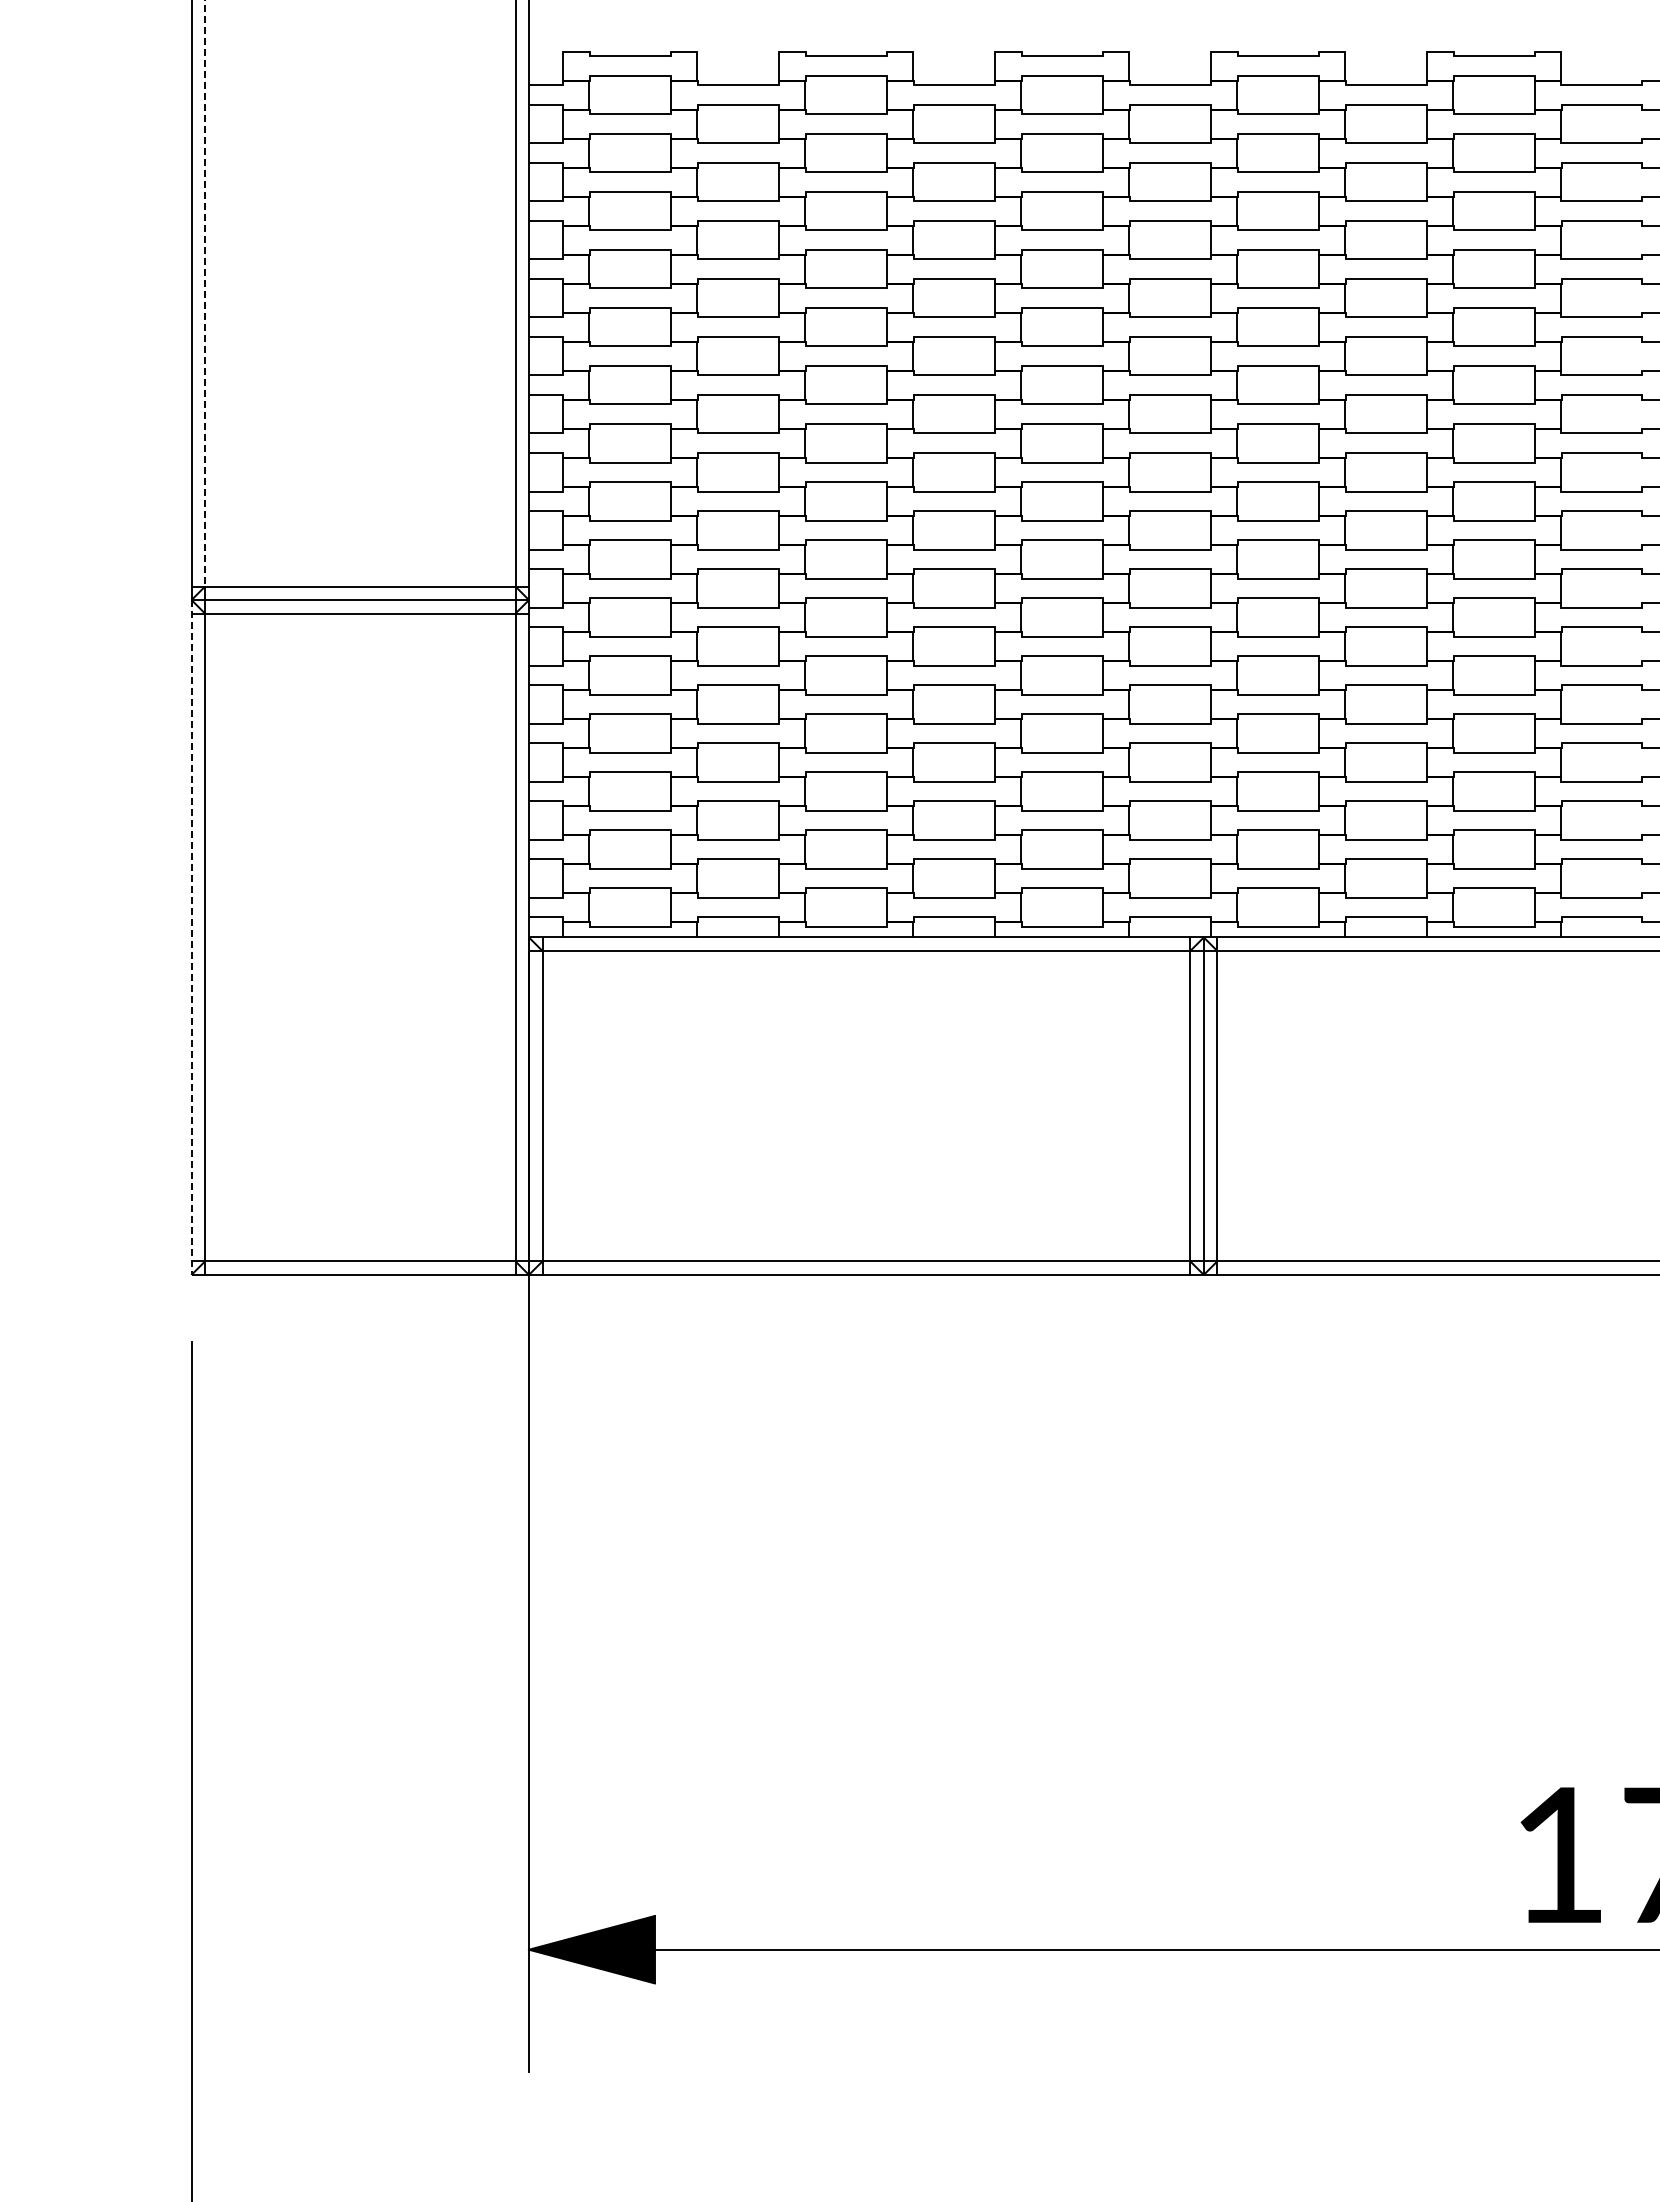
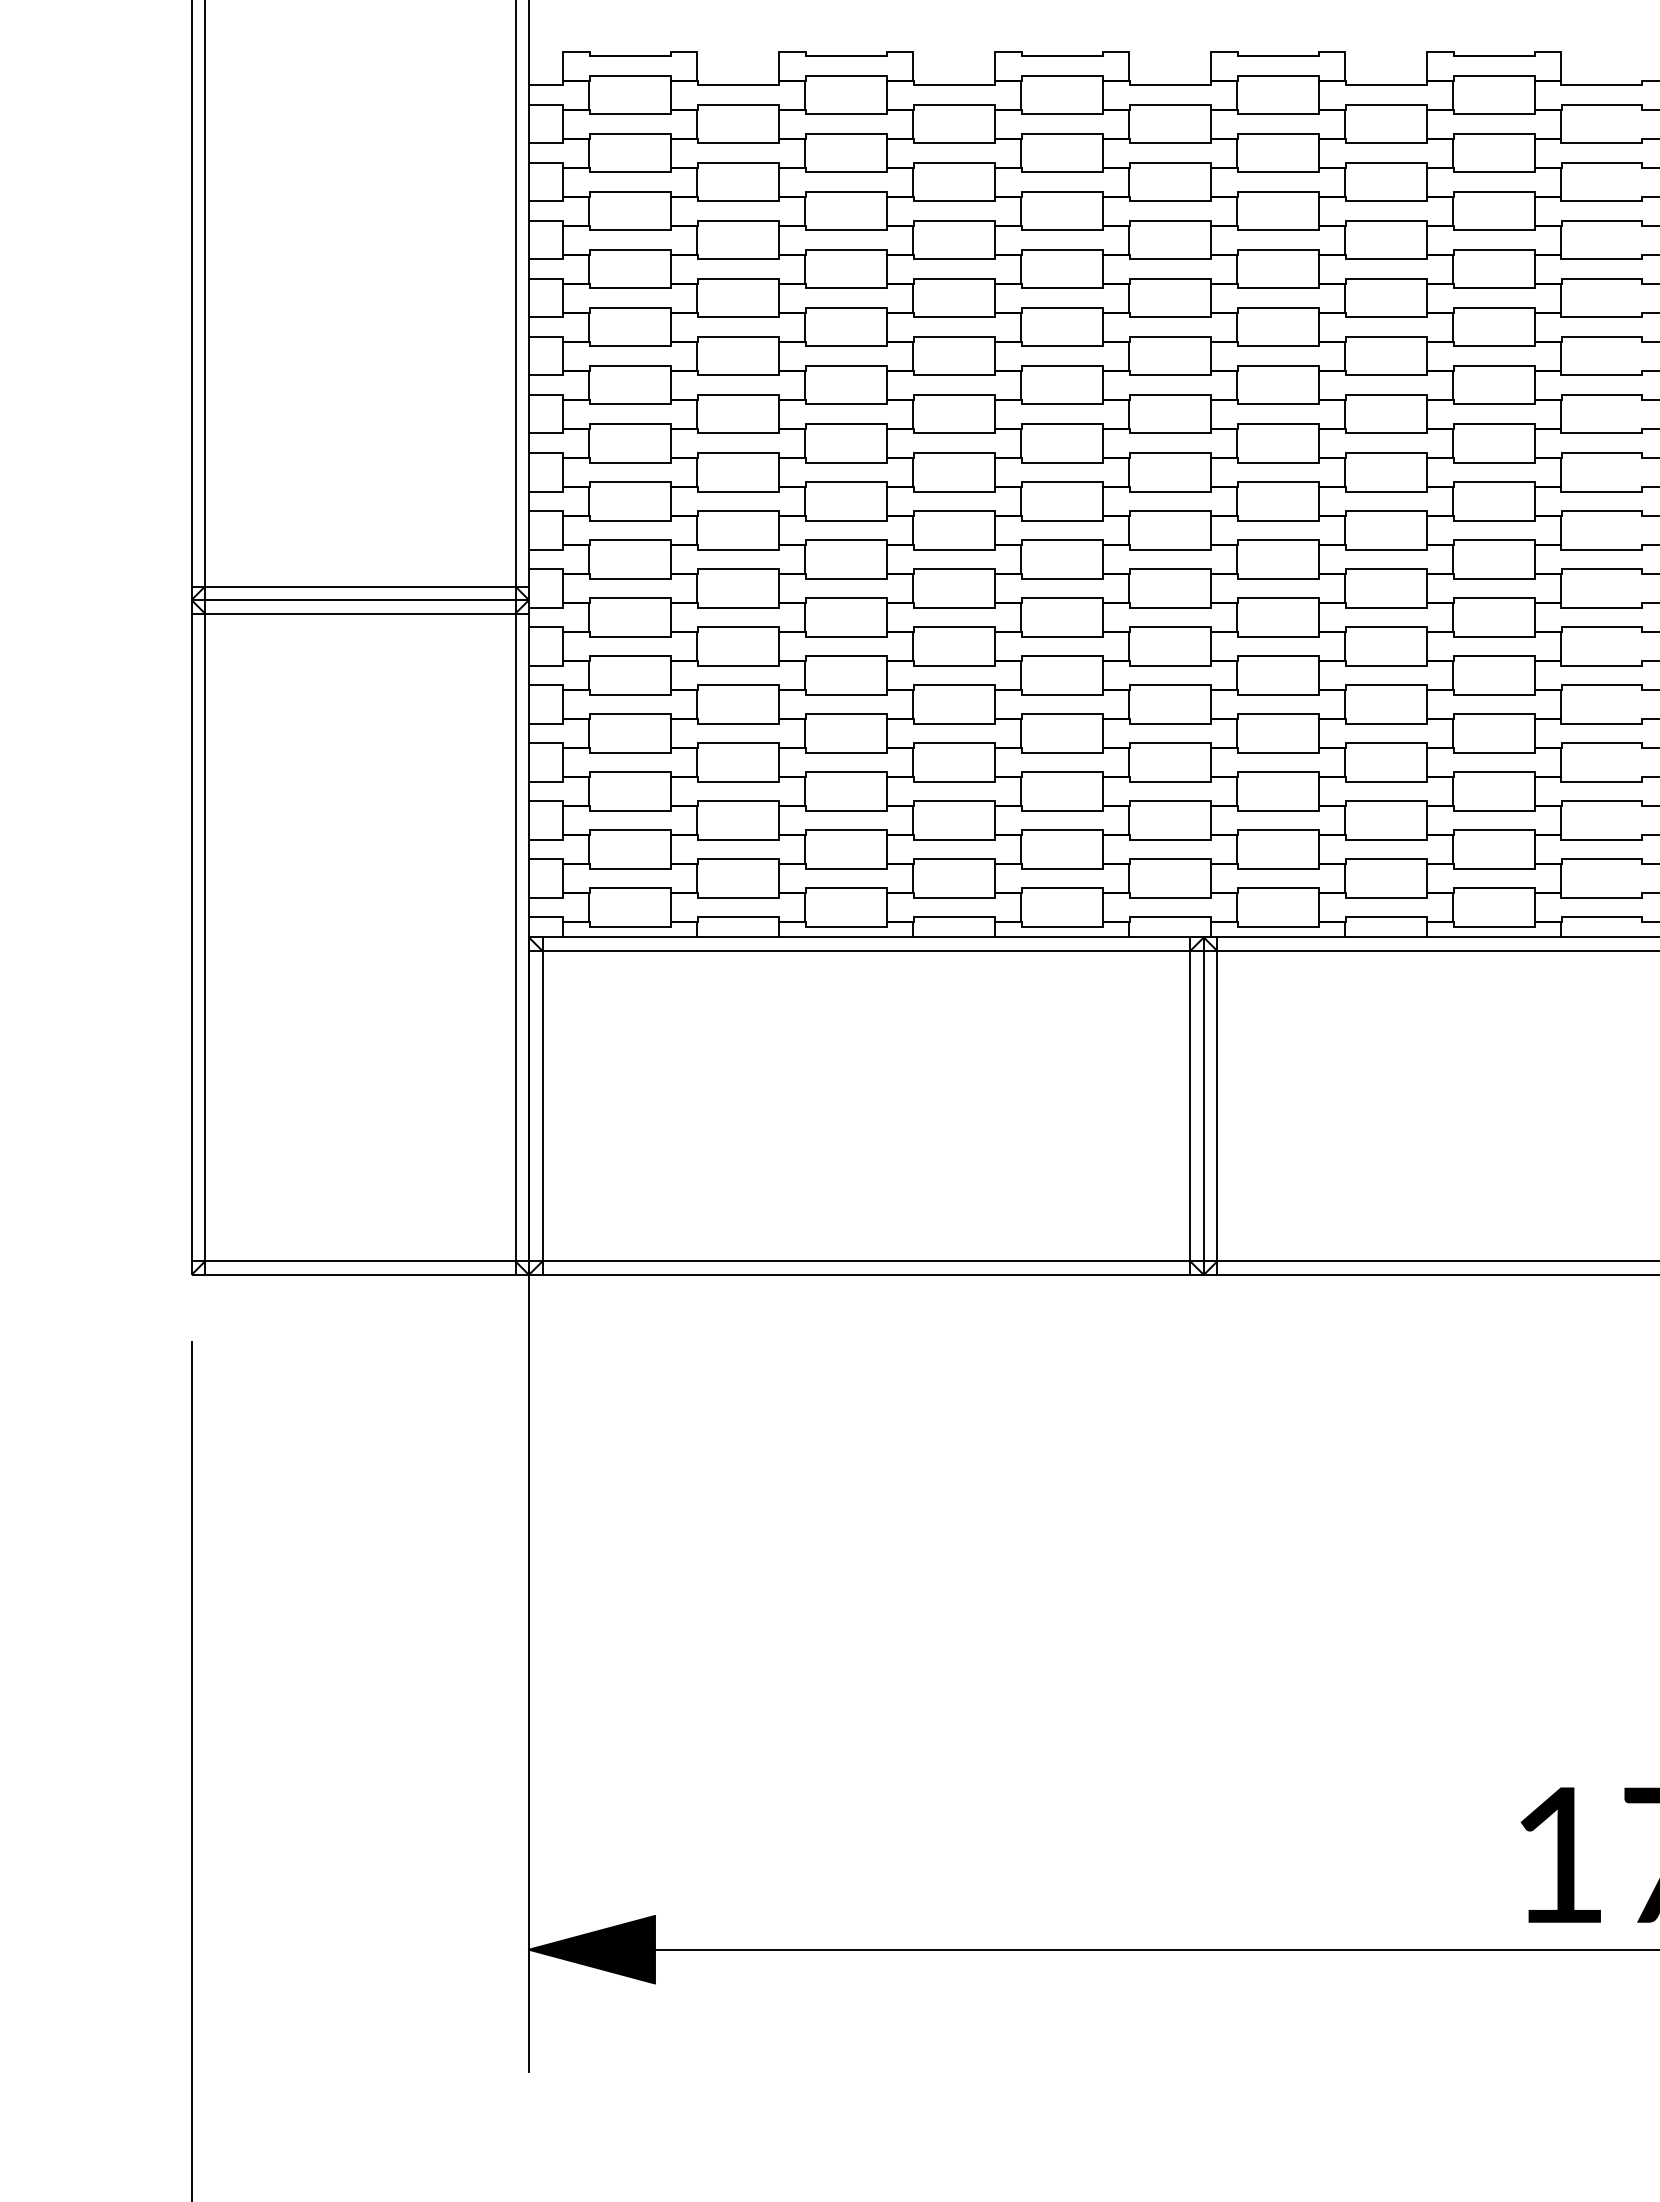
line: dashed -> solid (205, 293)
line: dashed -> solid (191, 937)
